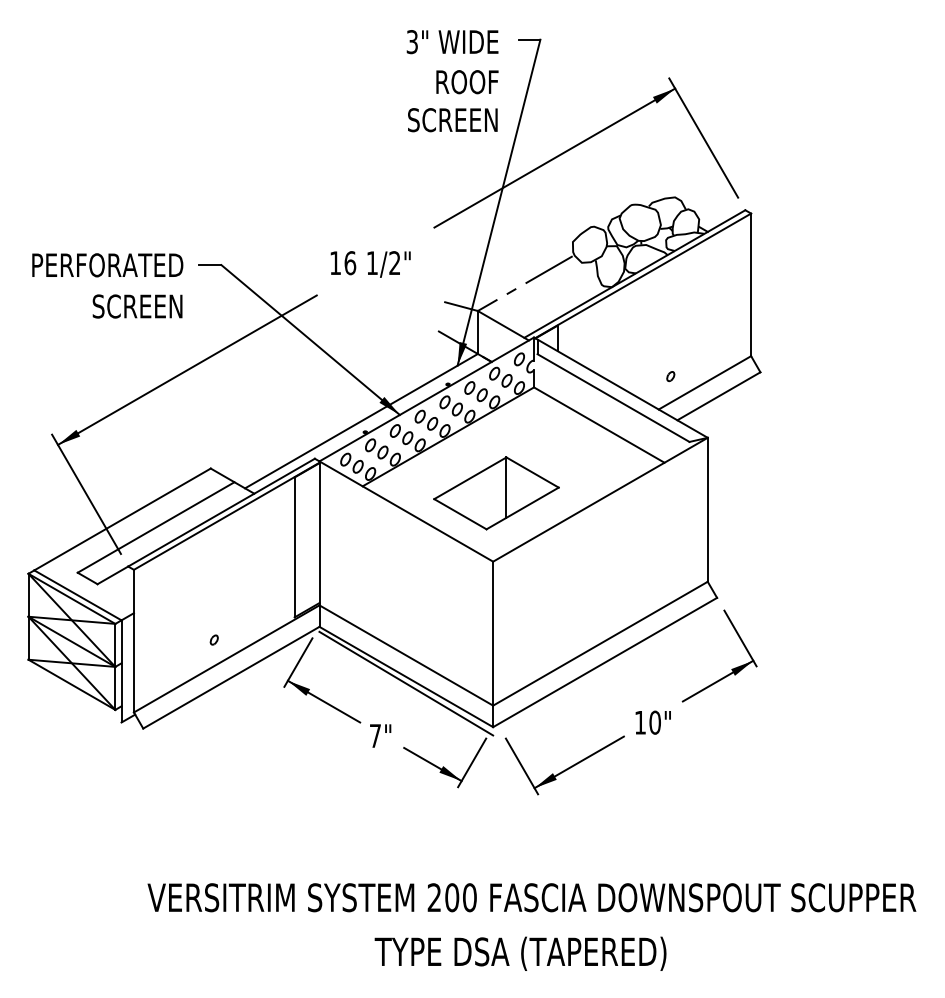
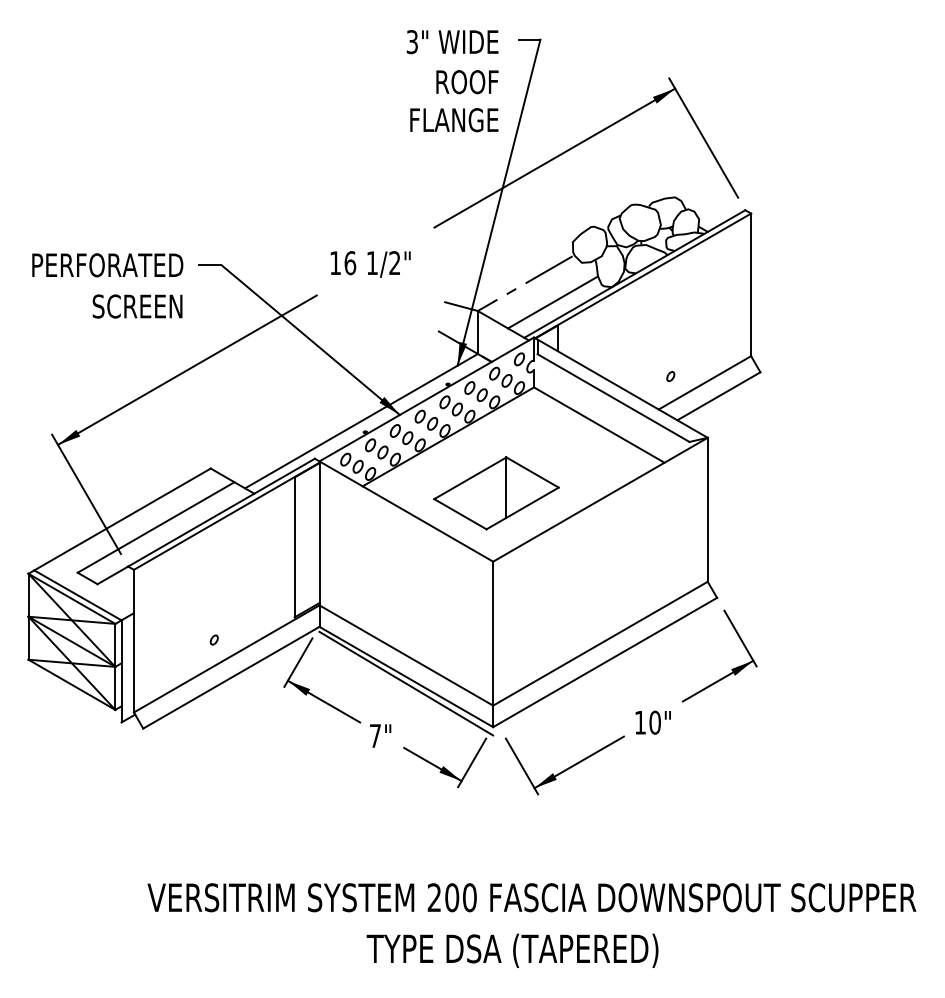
text: SCREEN -> FLANGE (453, 120)
line: none -> present (553, 302)
text position: (520, 953) -> (512, 950) (512, 950)
